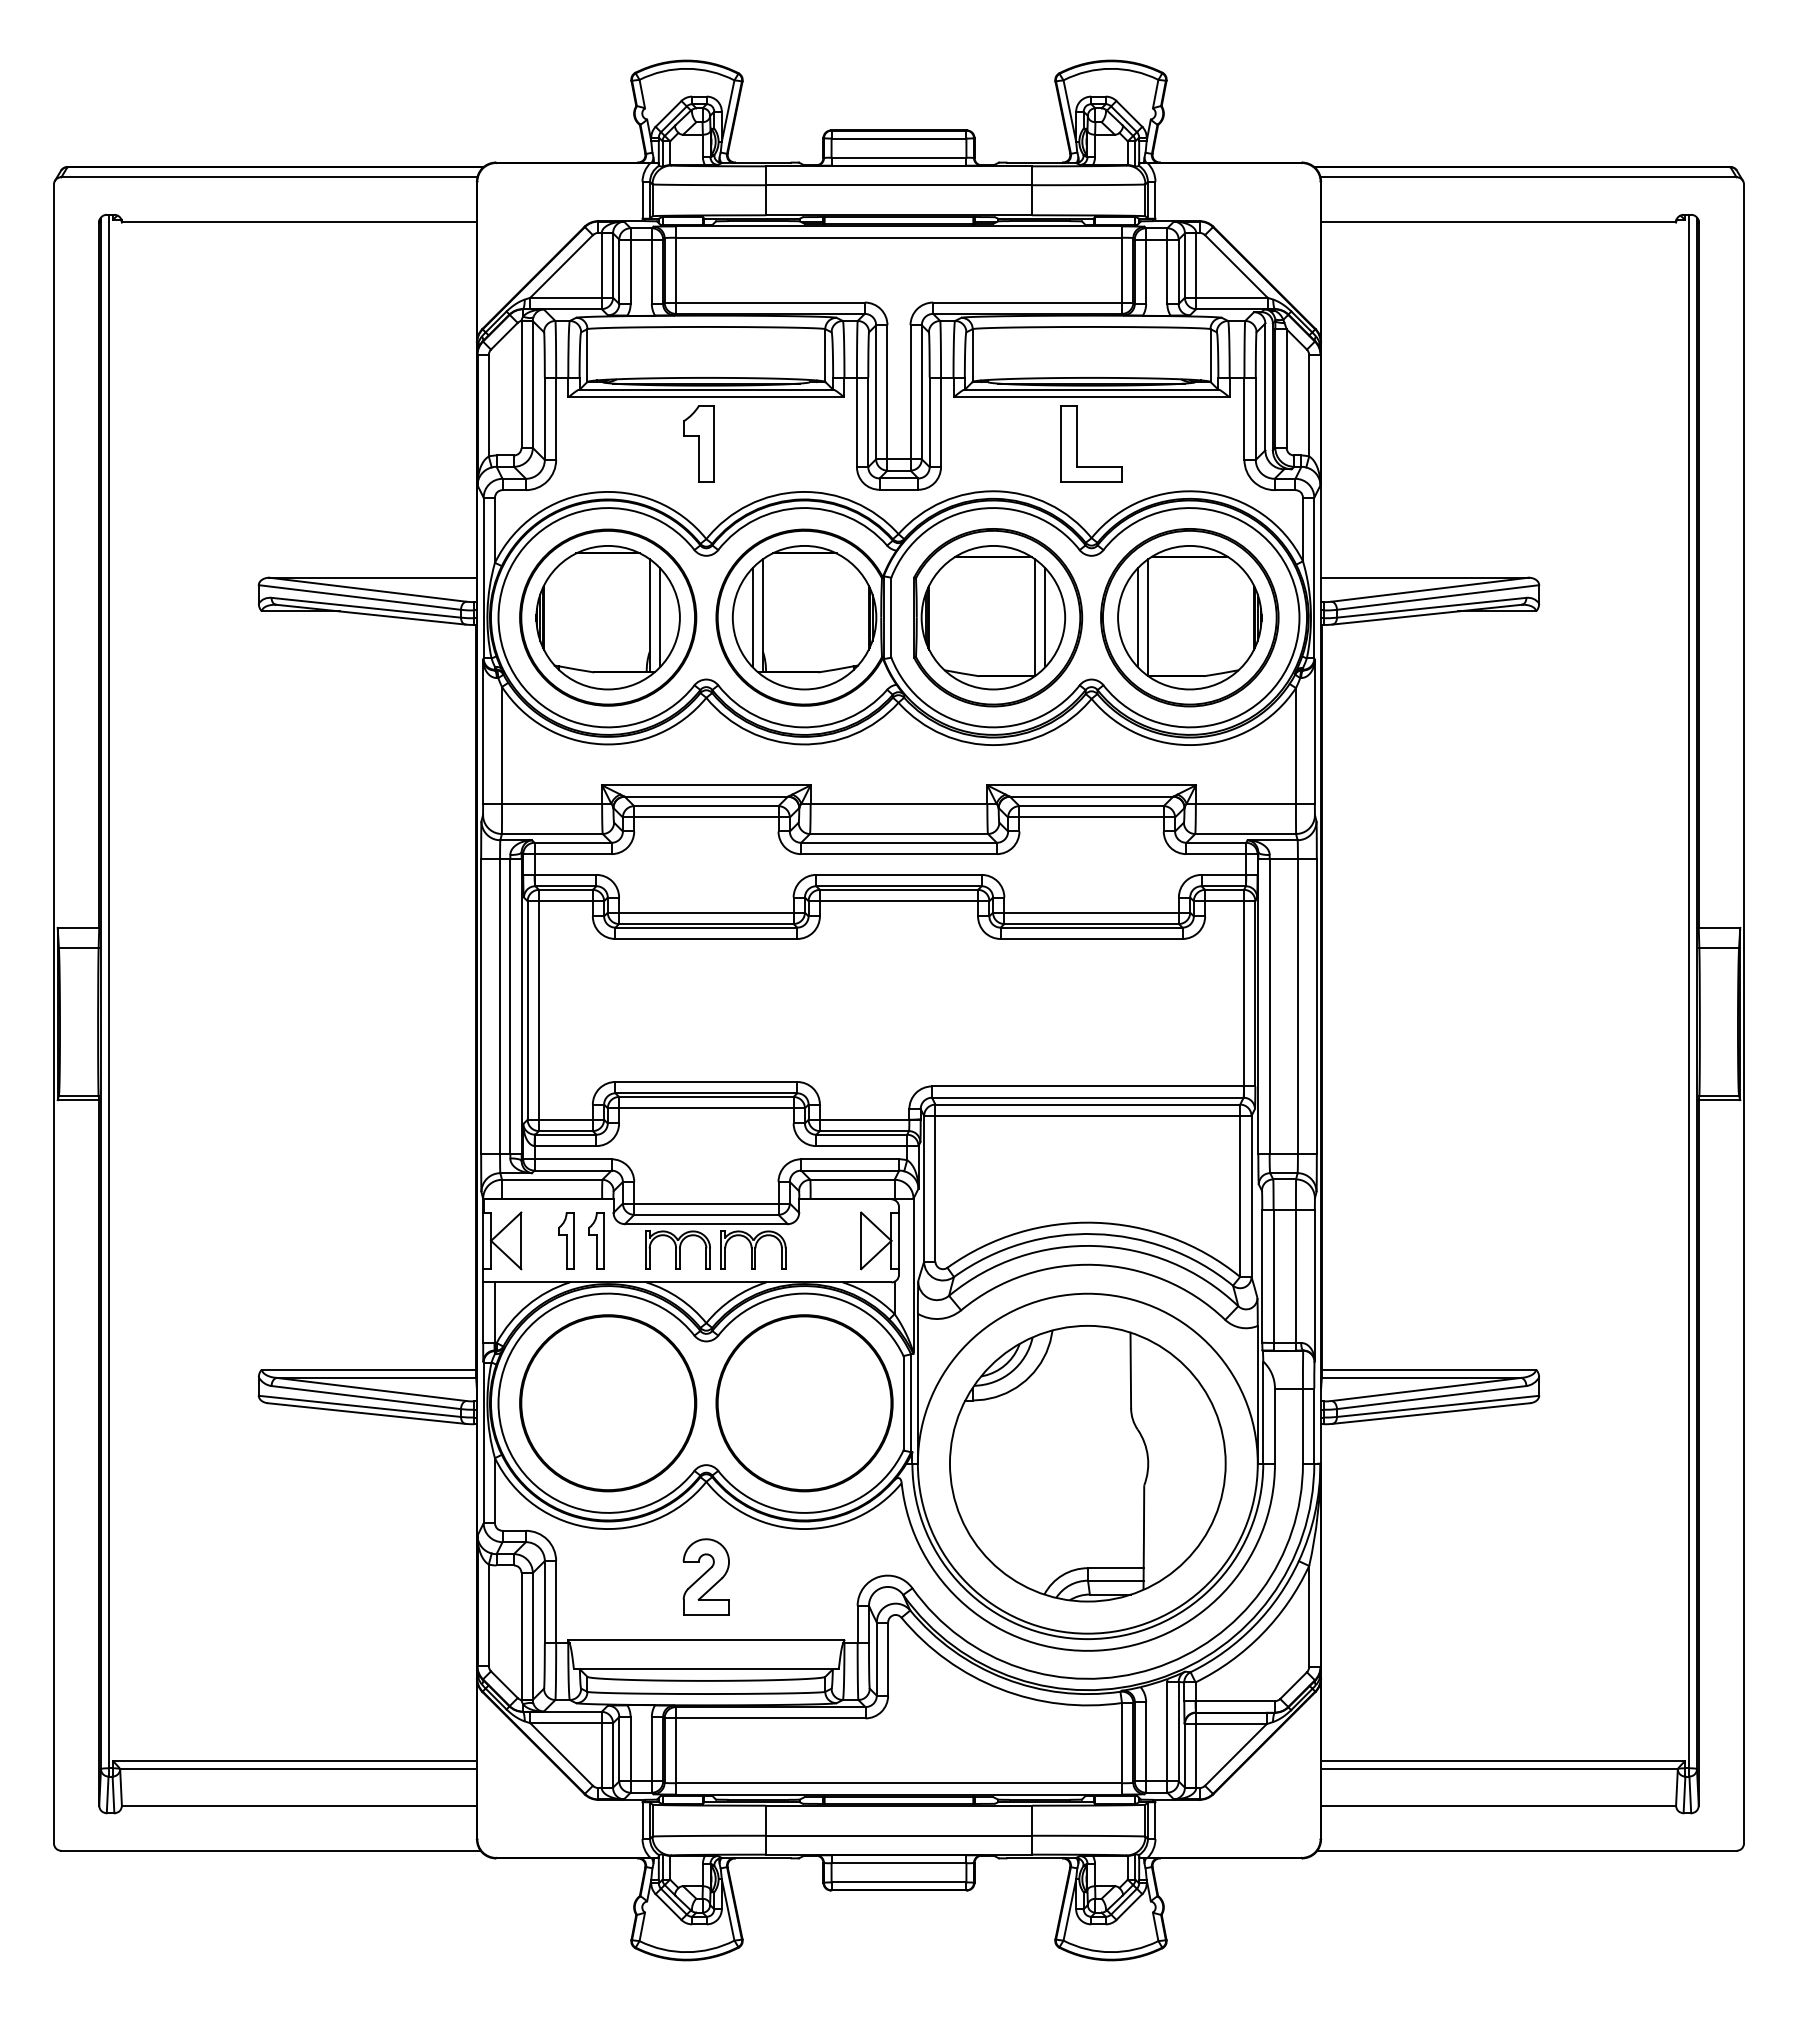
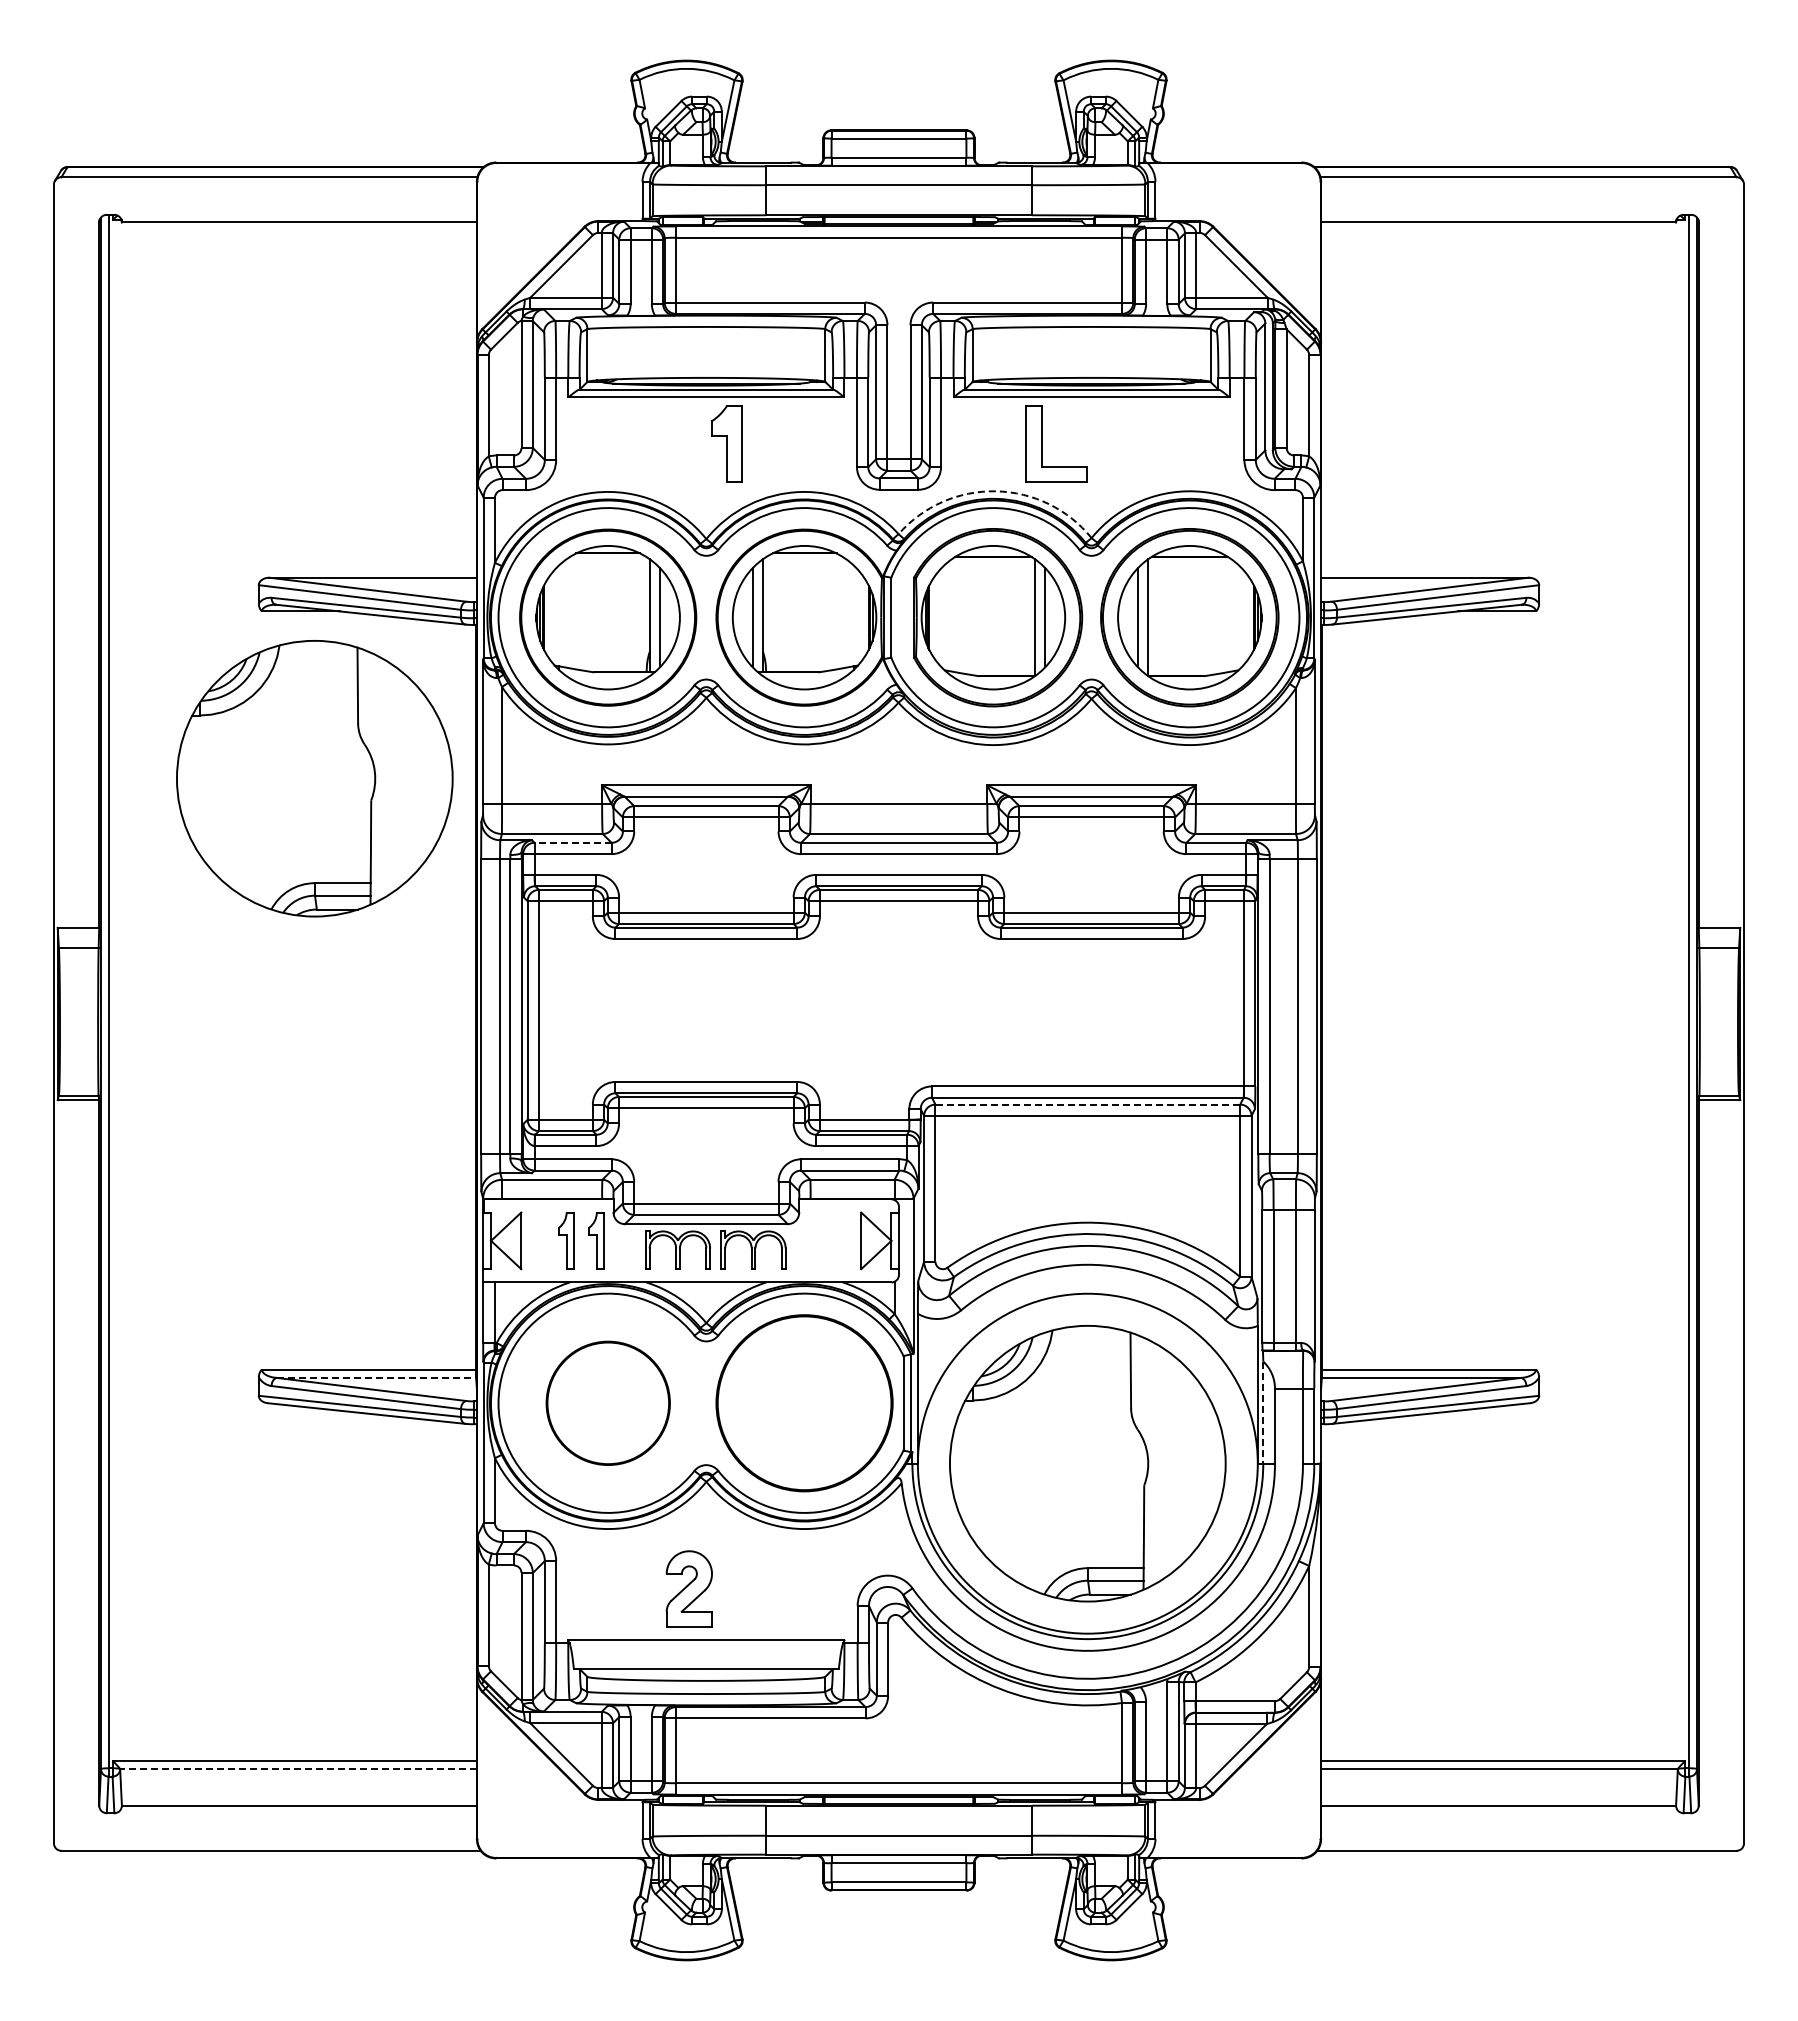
part position: (698, 443) -> (726, 443) (726, 443)
part position: (1077, 443) -> (1042, 443) (1042, 443)
arc: solid -> dashed (996, 491)
part: none -> present (314, 778)
line: solid -> dashed (573, 842)
line: solid -> dashed (1087, 1104)
line: solid -> dashed (376, 1377)
part size: 179x179 px -> 126x126 px (607, 1402)
line: solid -> dashed (1263, 1413)
part position: (705, 1576) -> (688, 1588) (688, 1588)
line: solid -> dashed (298, 1769)
